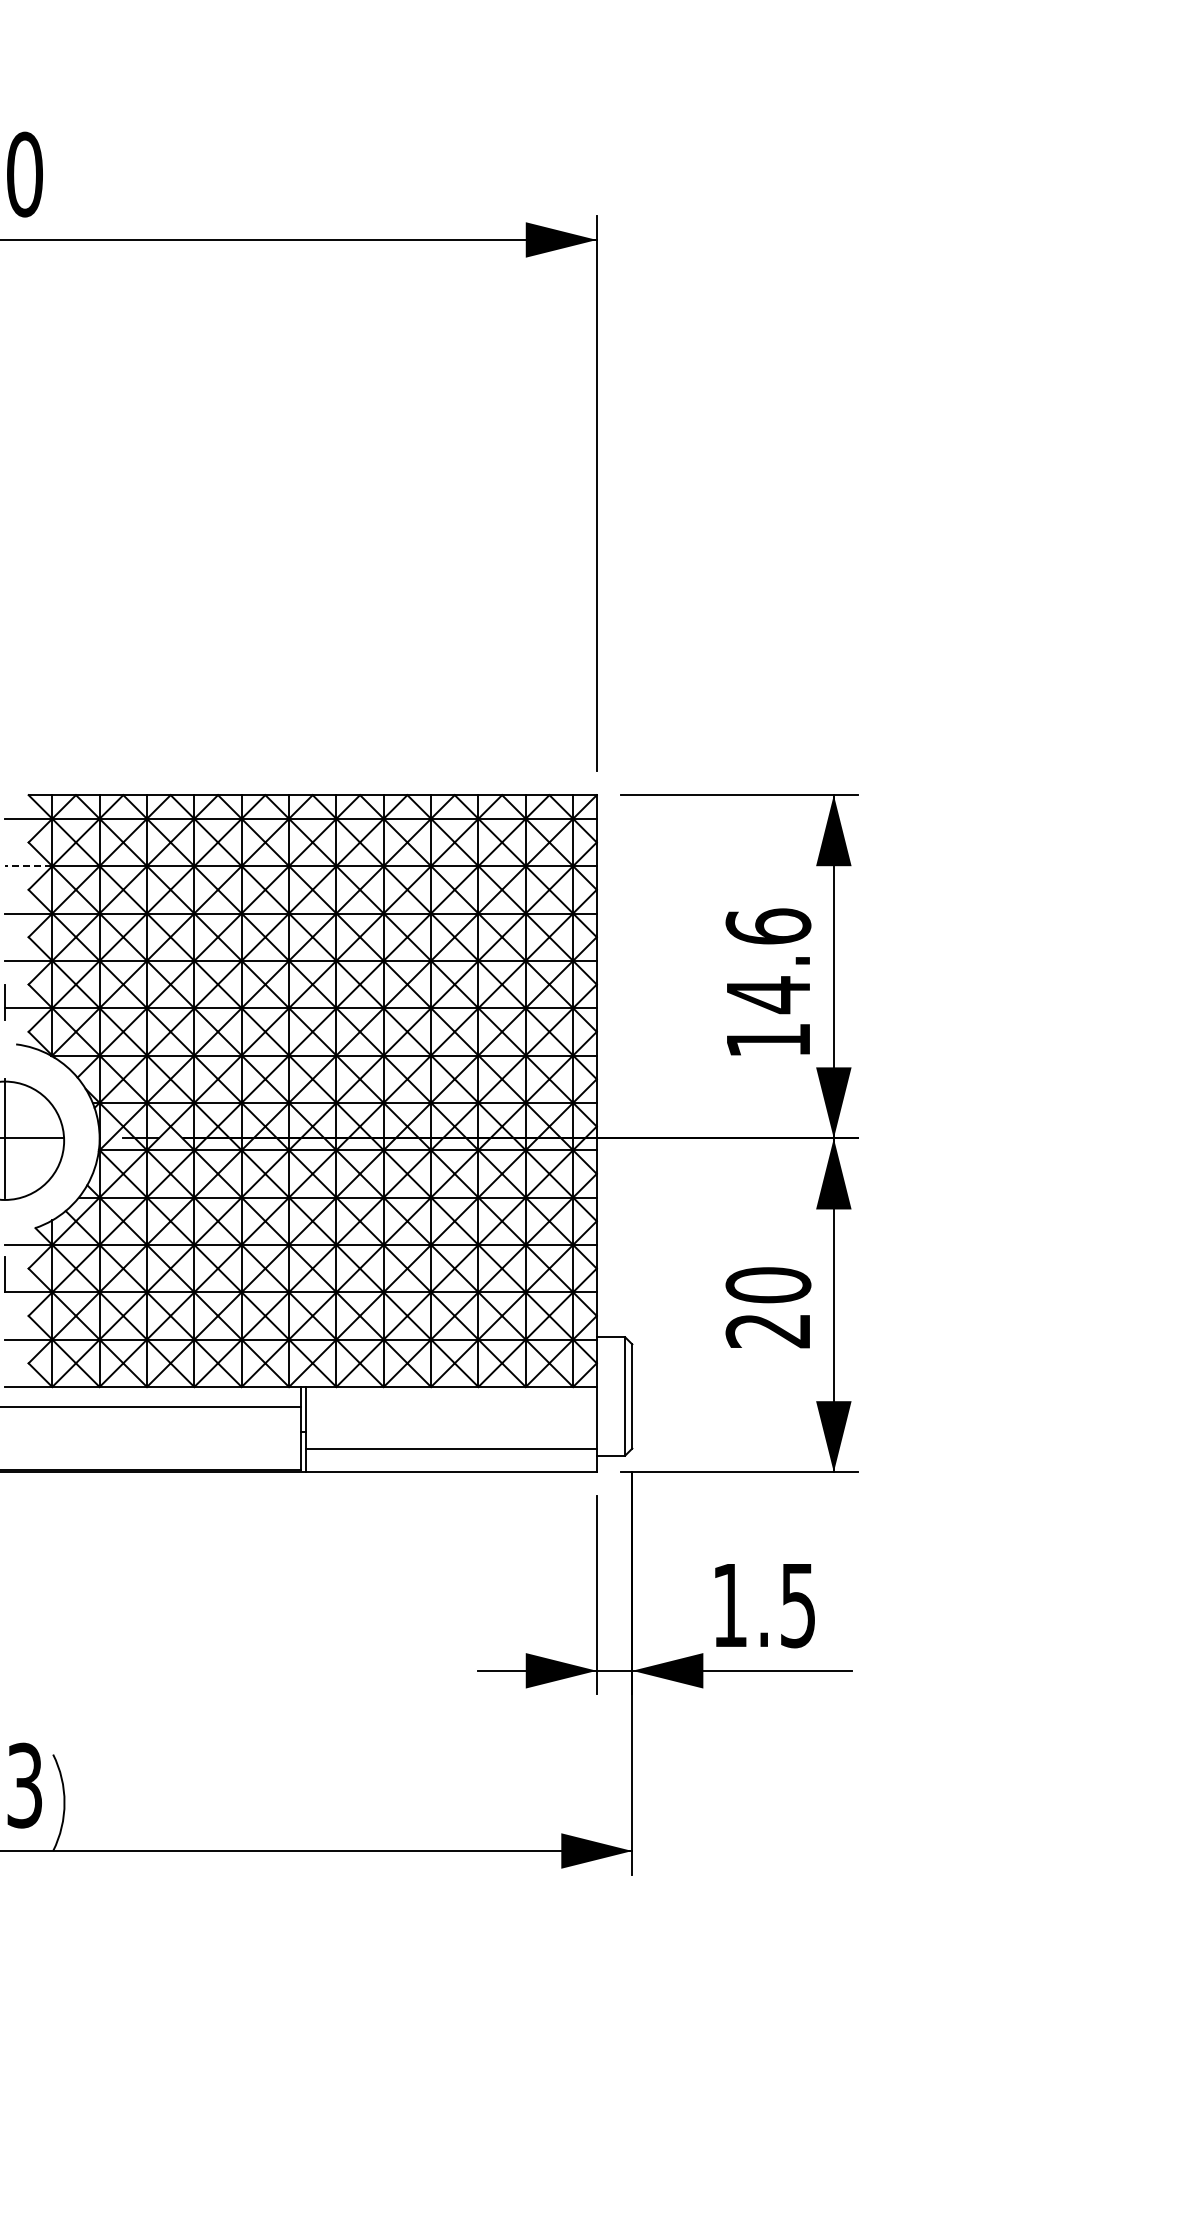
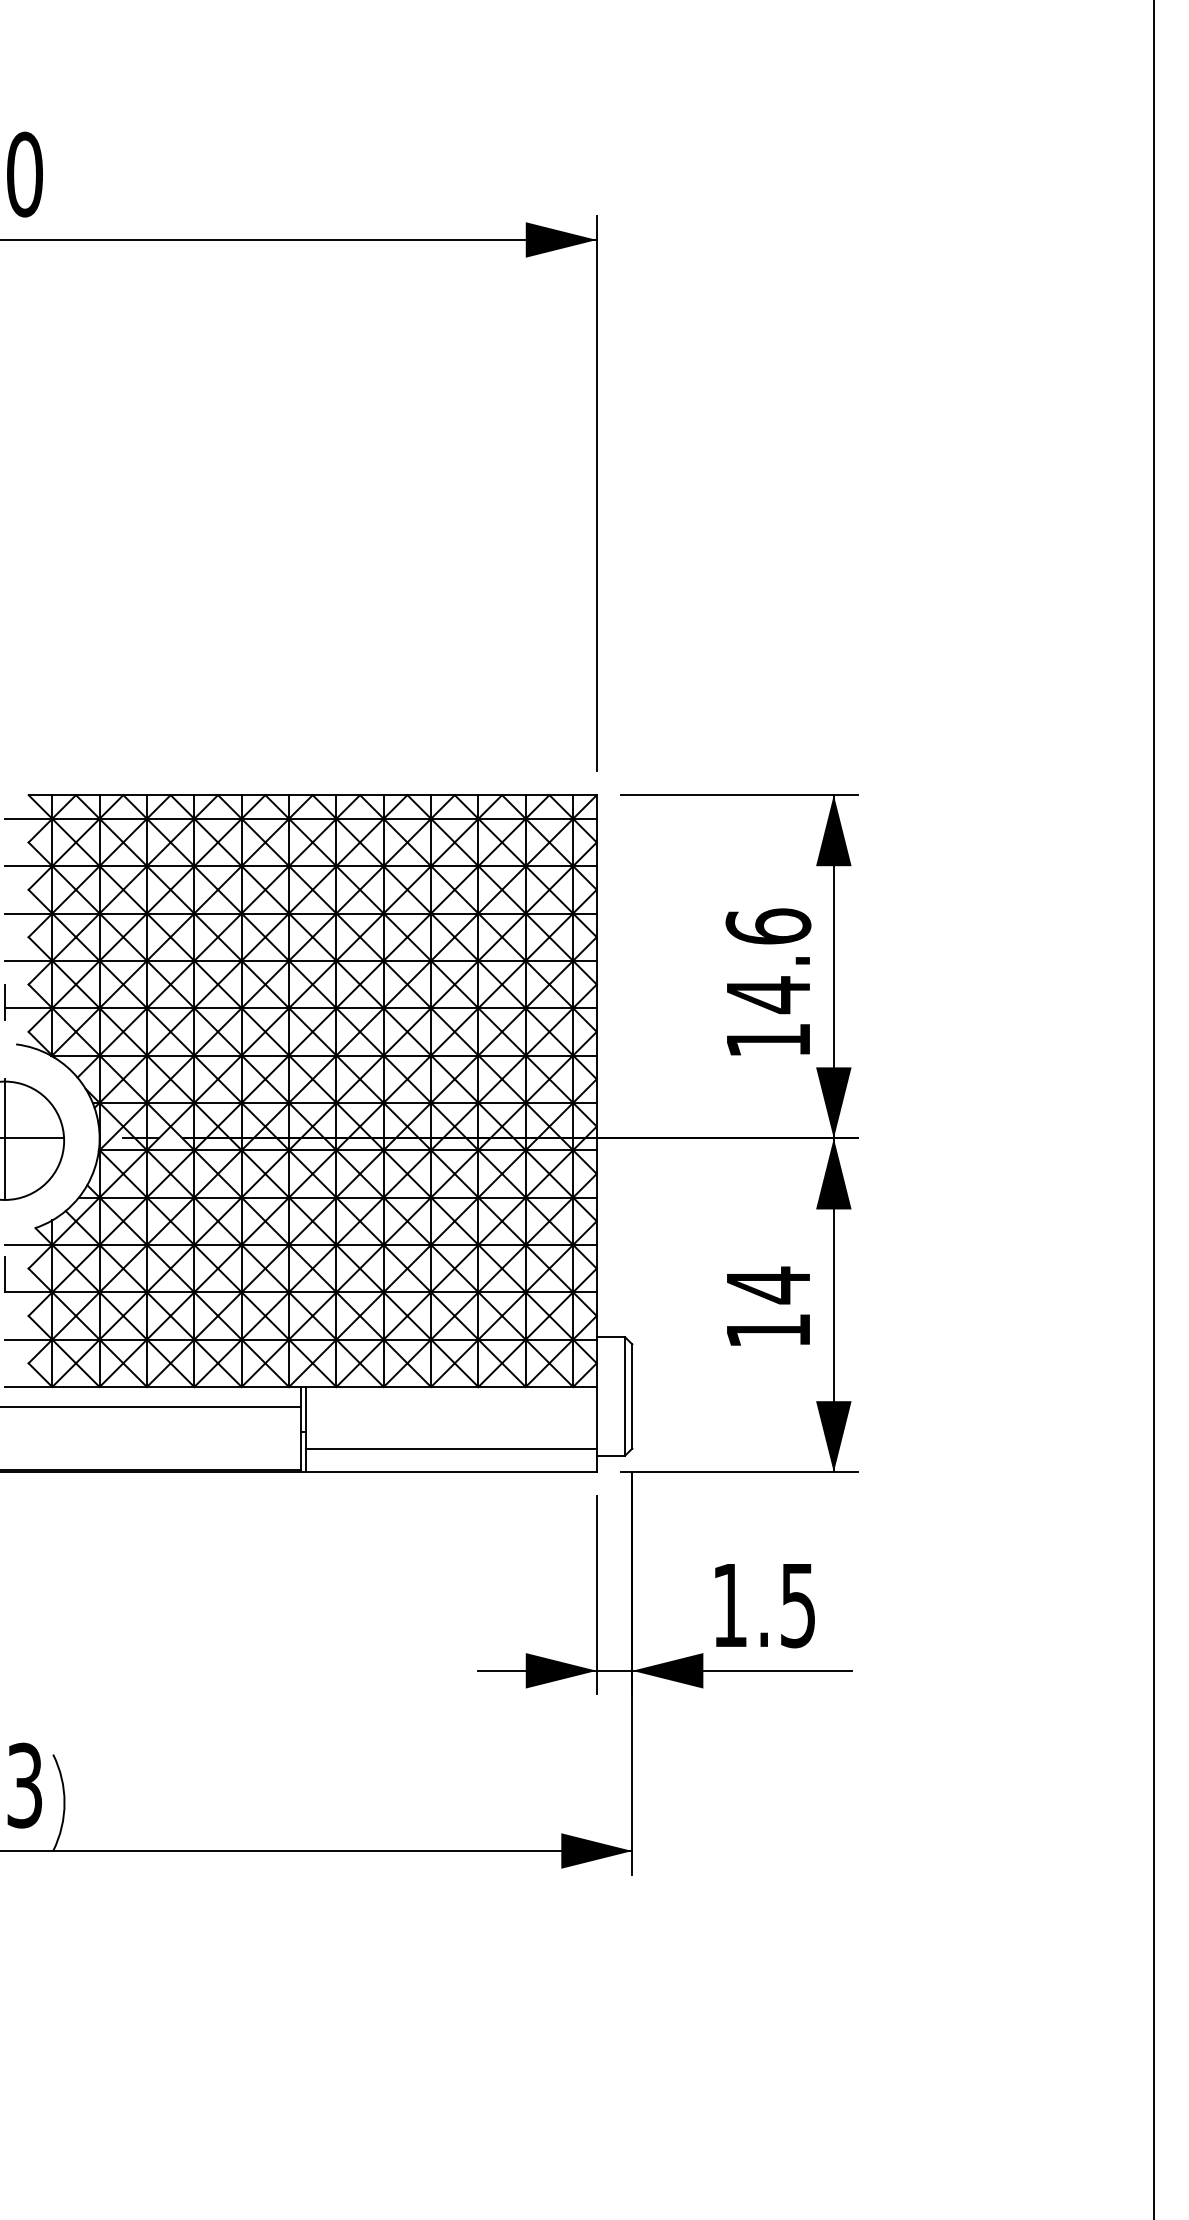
line: dashed -> solid (28, 866)
line: none -> present (1153, 1109)
text: 20 -> 14 (768, 1307)
